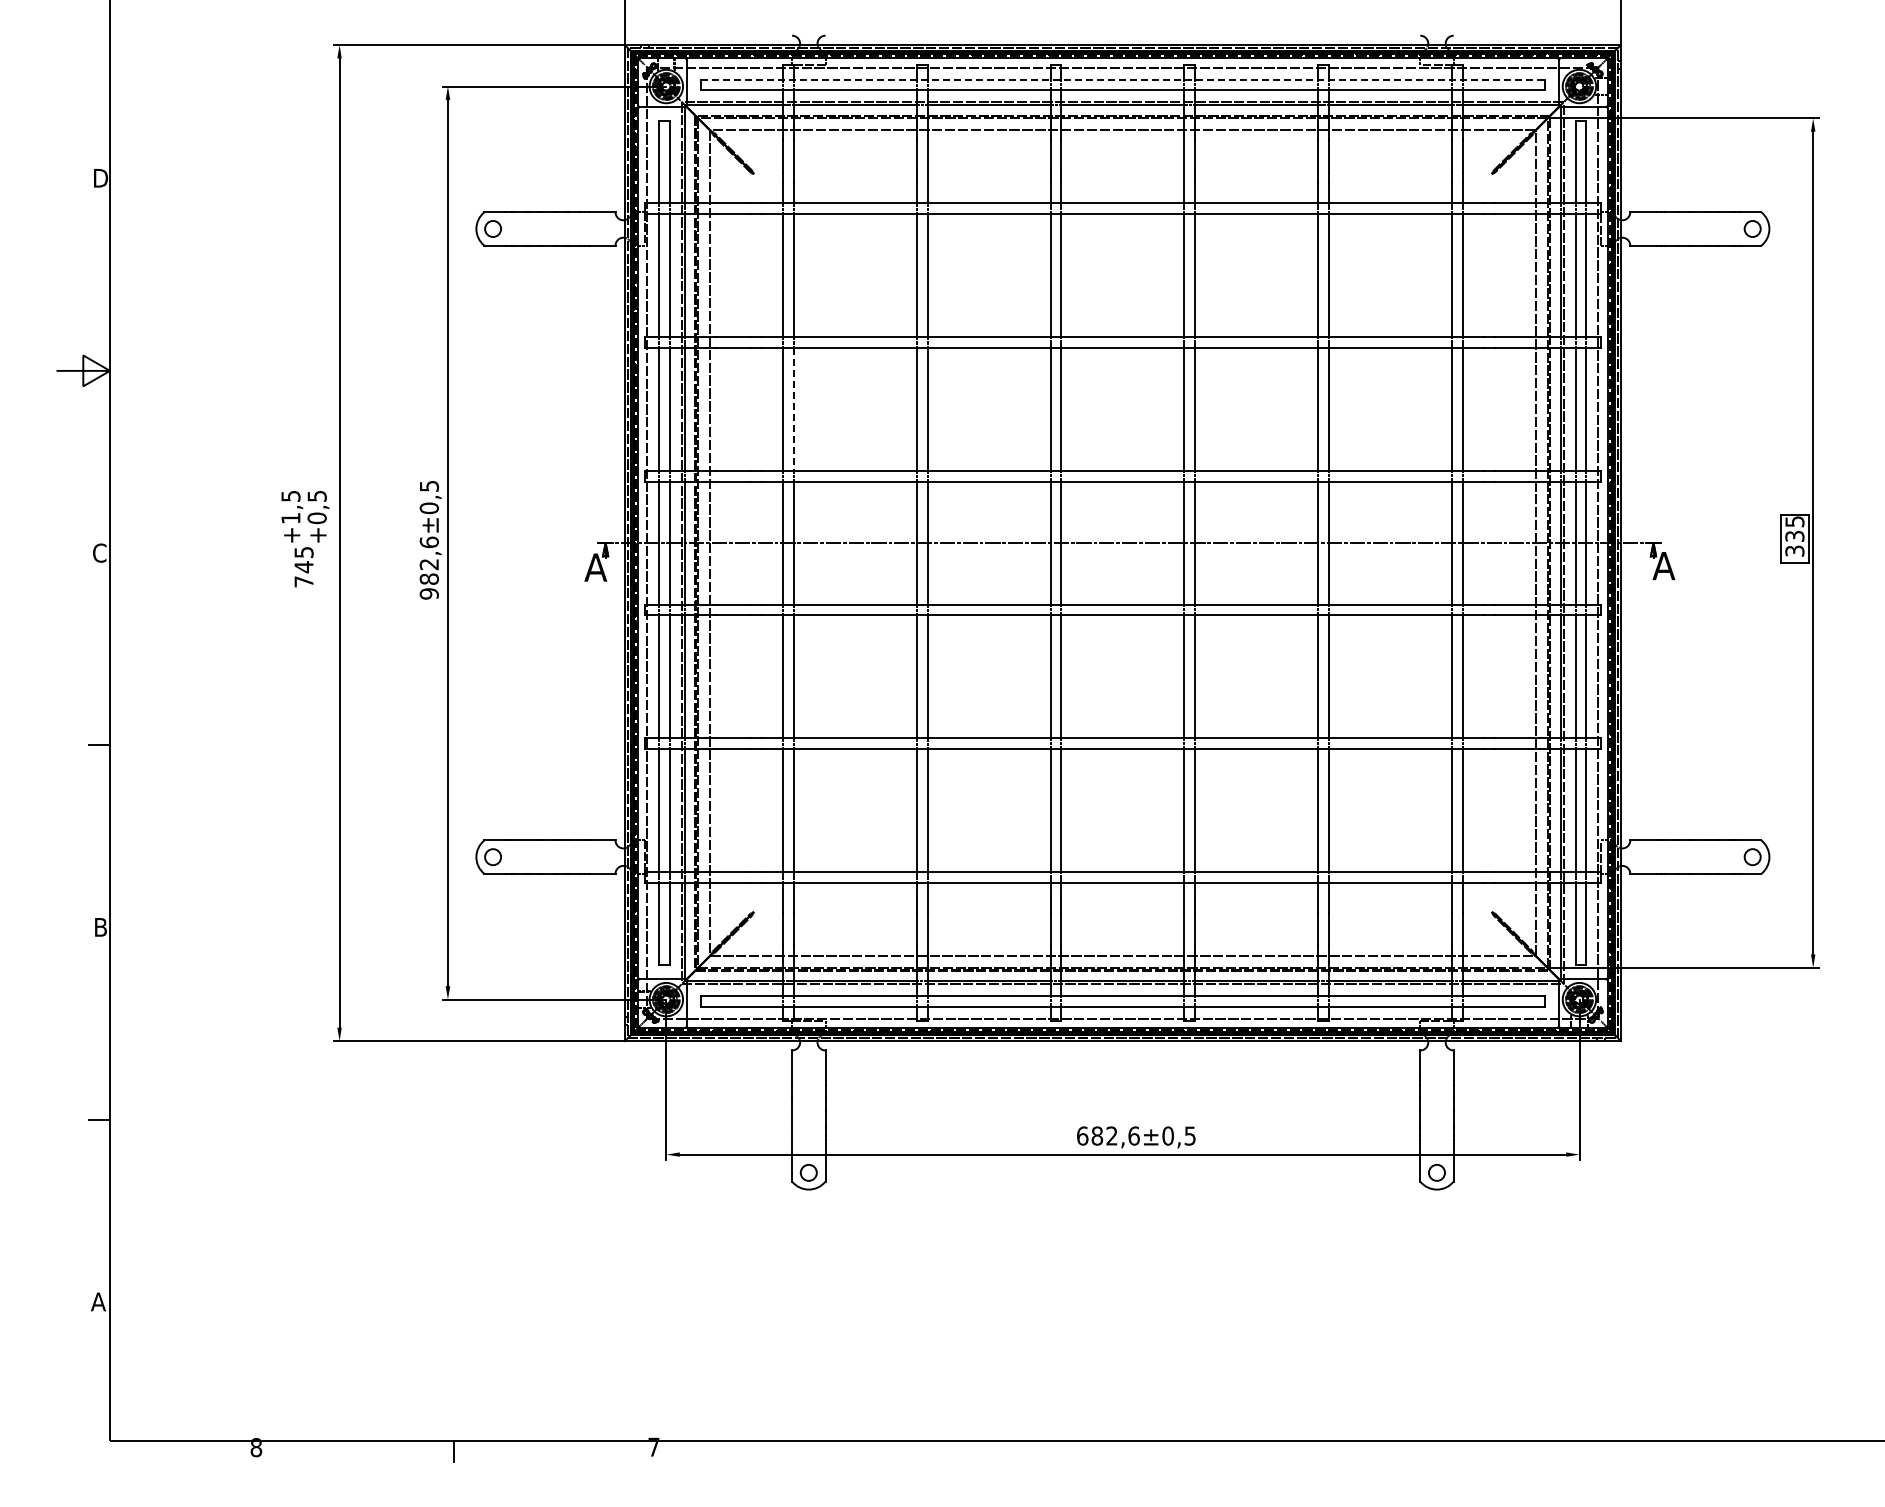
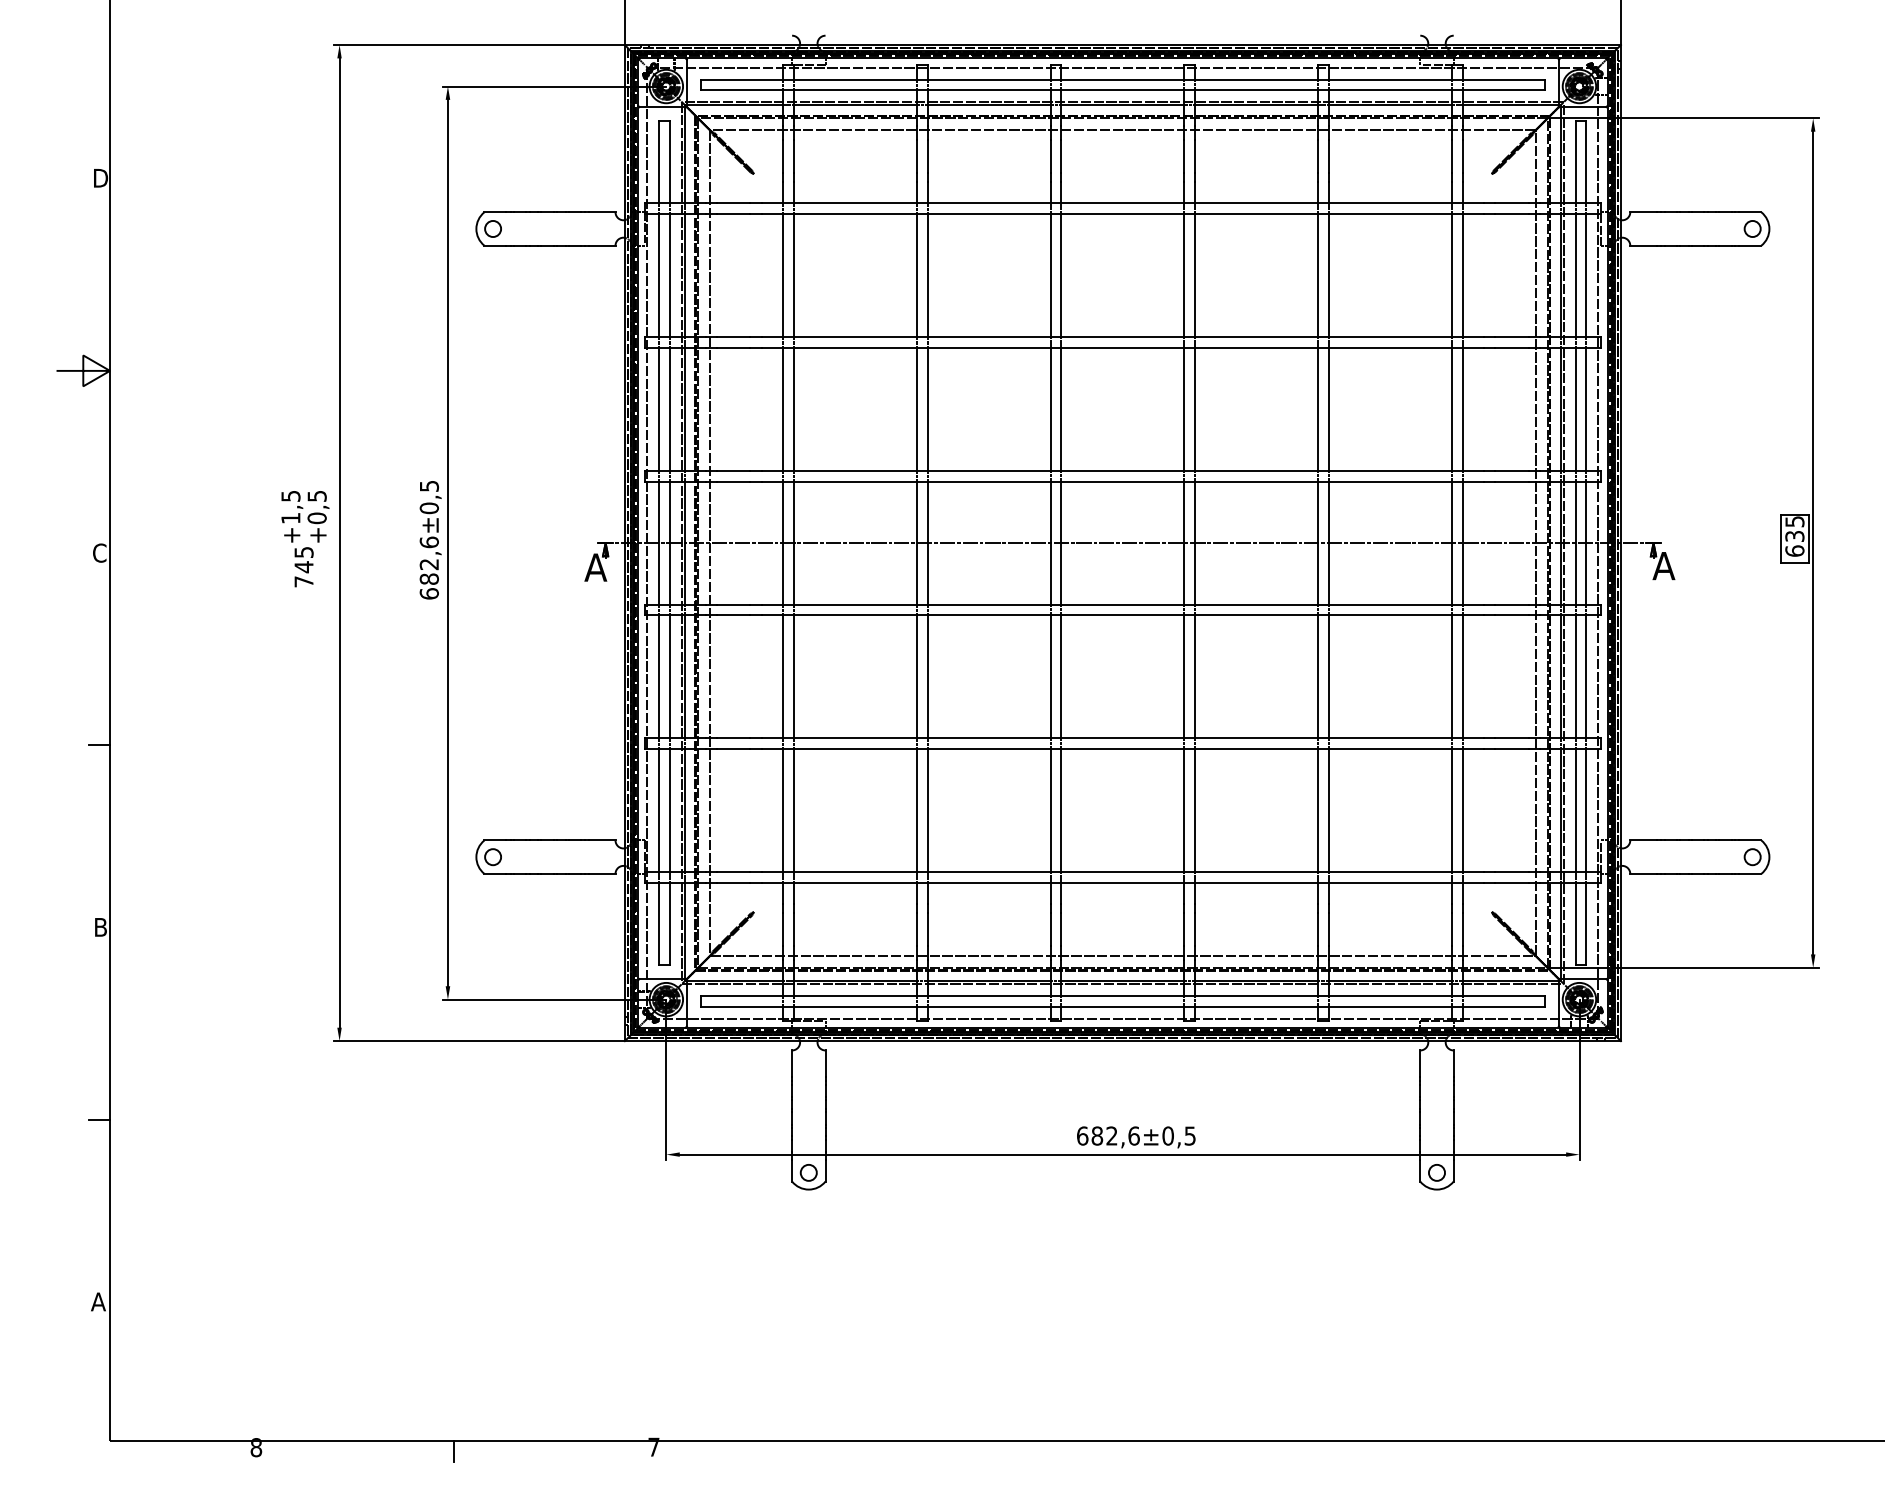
line: dashed -> solid (1123, 79)
line: dashed -> solid (793, 409)
text: 335 -> 635 (1794, 550)
text: 982,6 -> 682,6 (428, 593)
